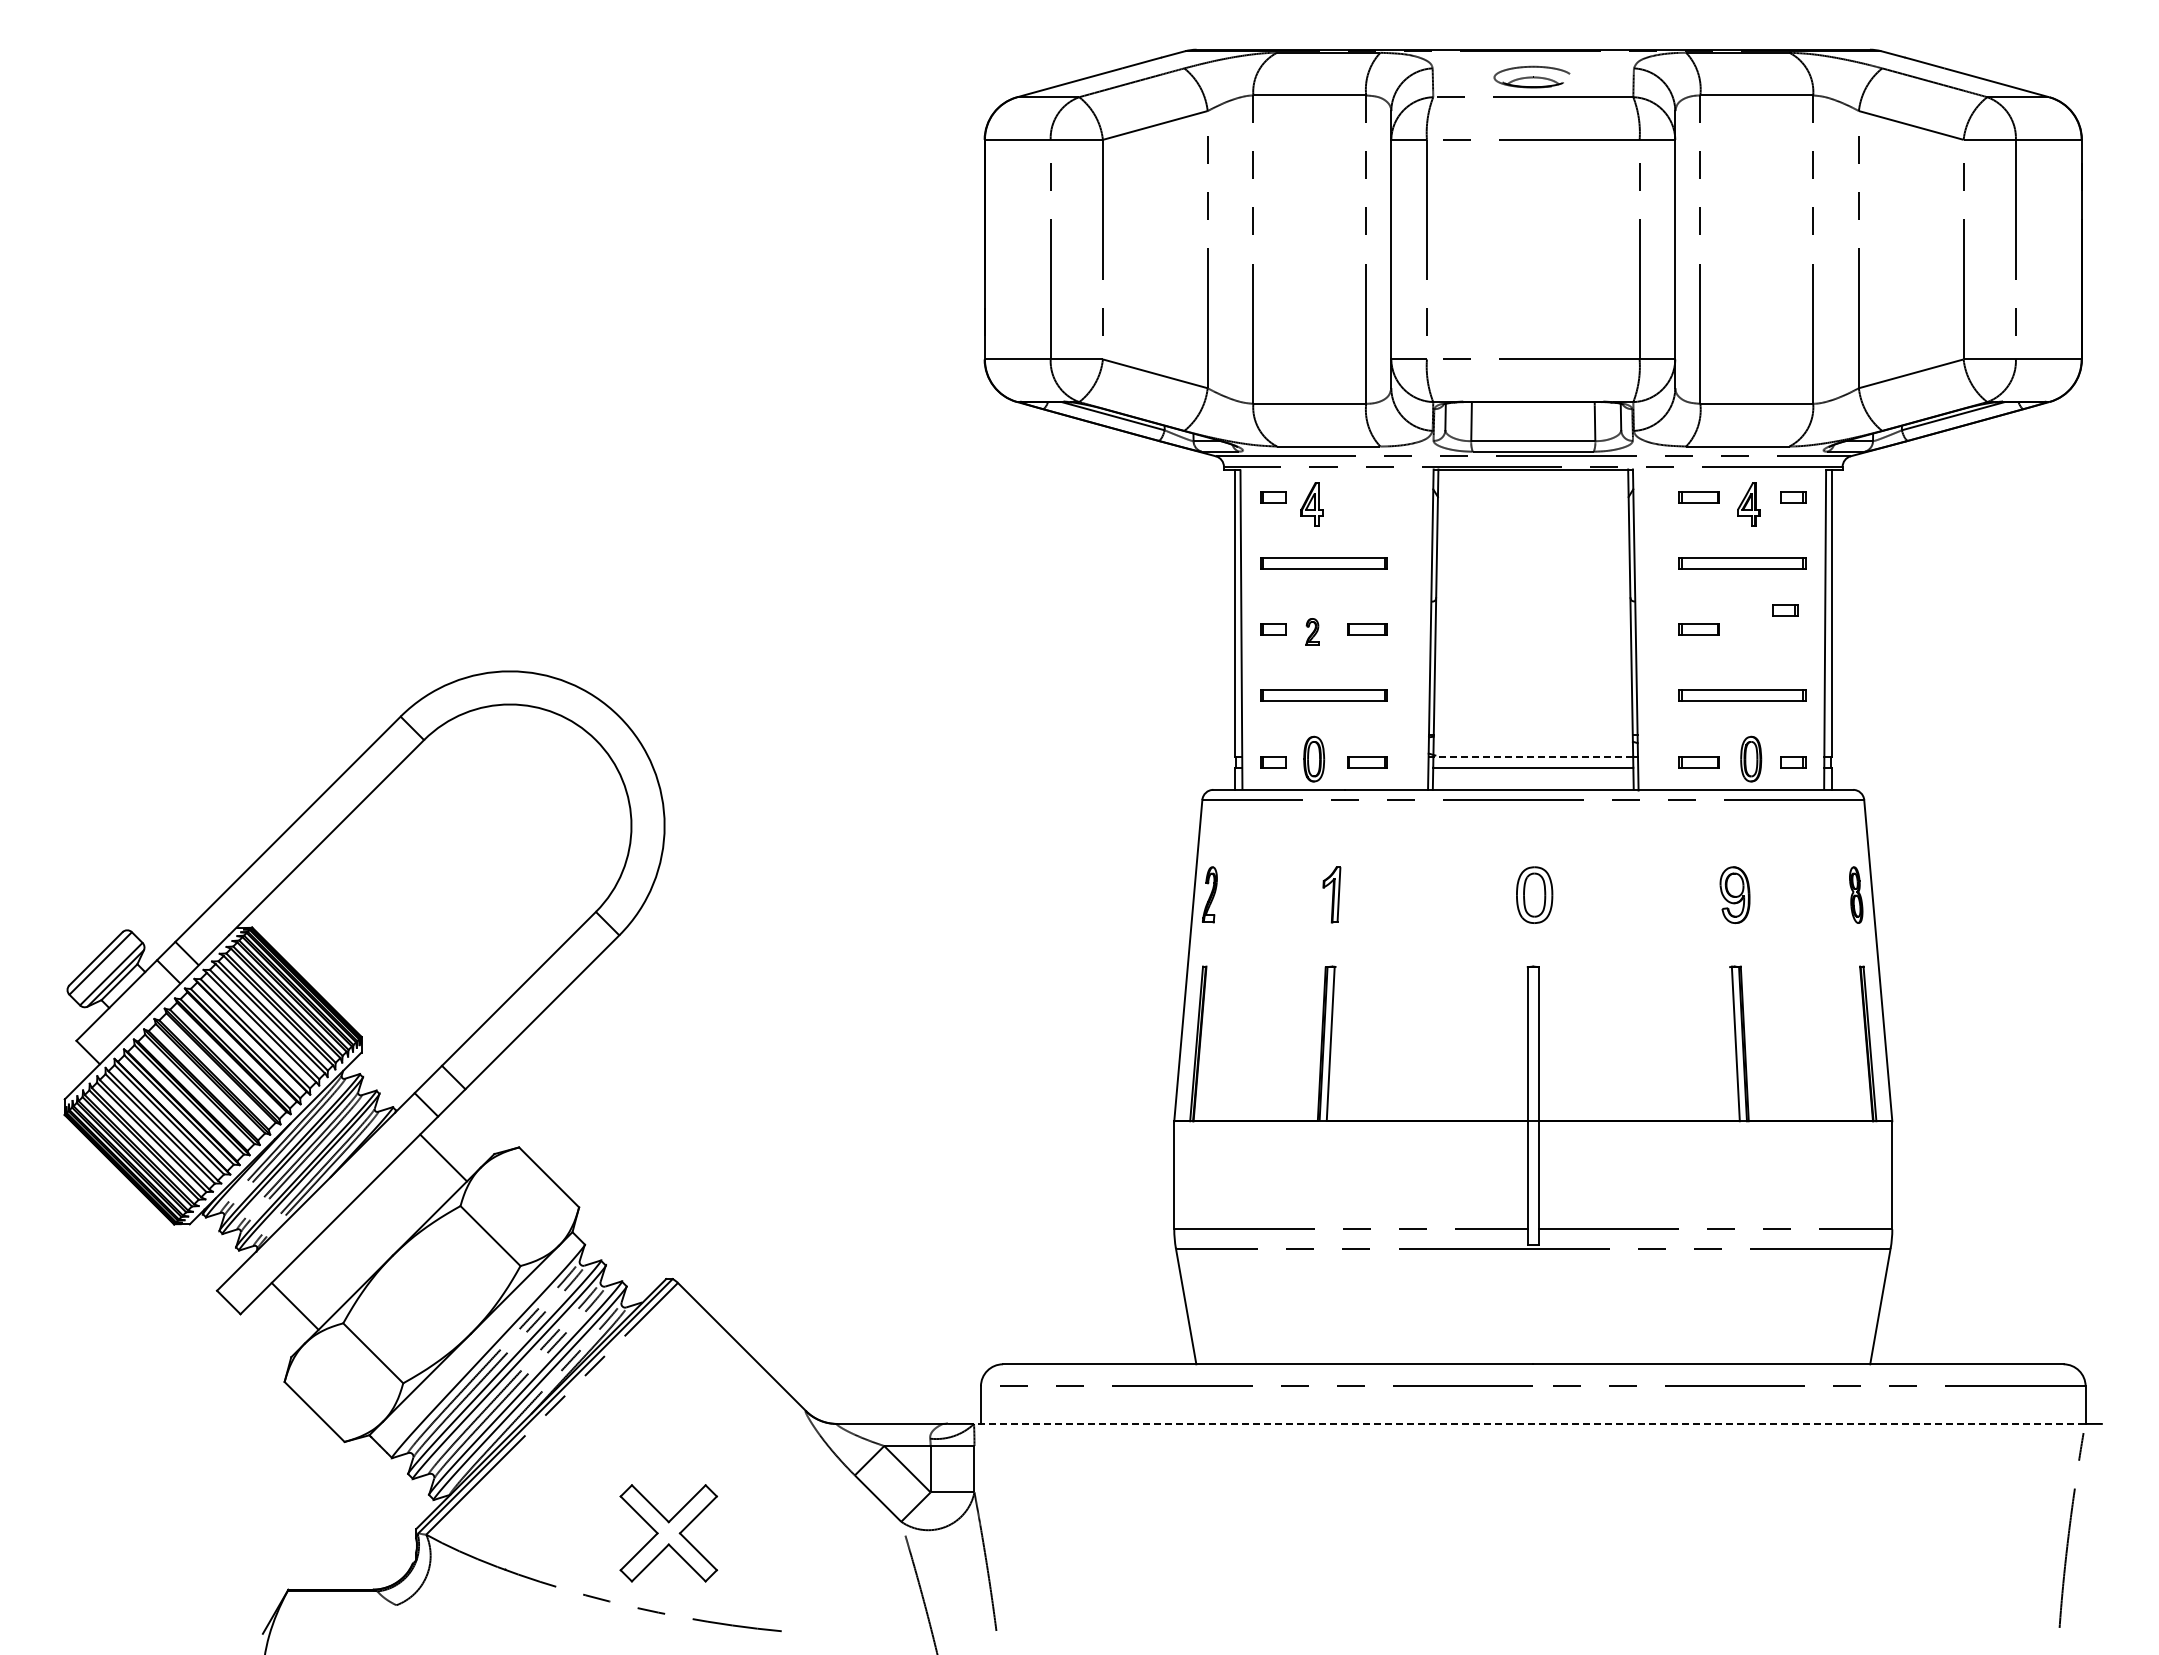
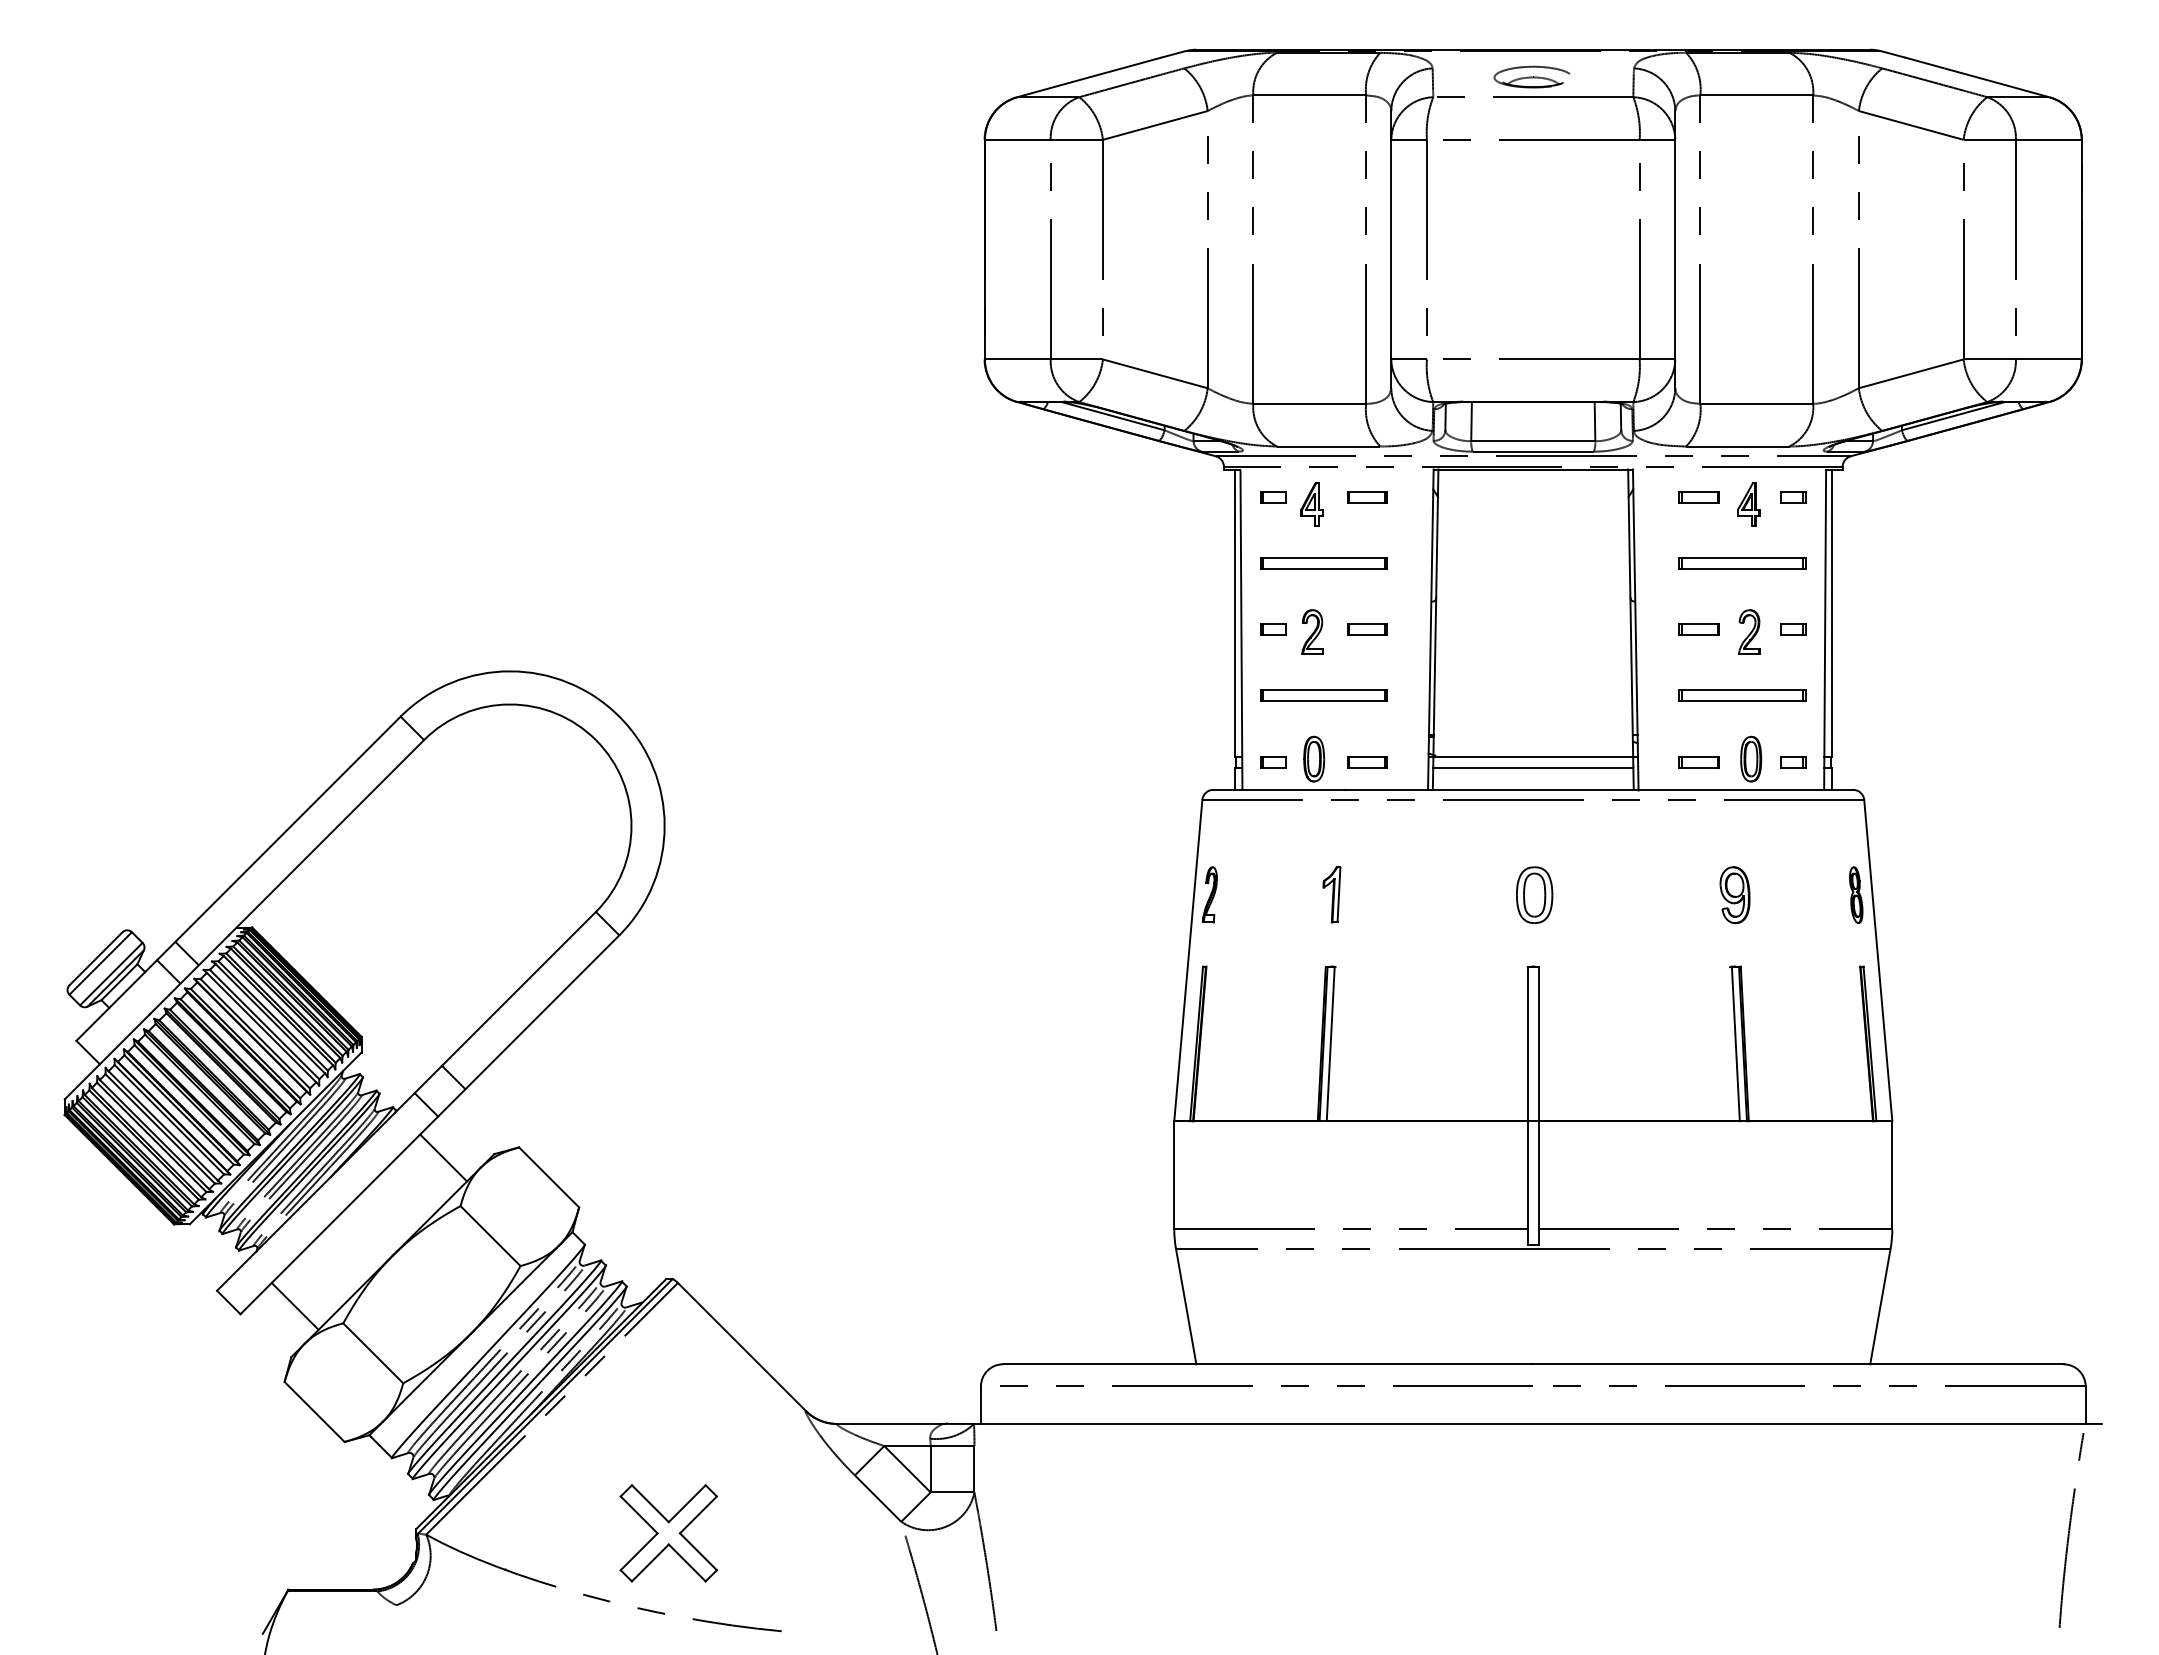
part: none -> present (1367, 497)
part position: (1785, 610) -> (1793, 629) (1793, 629)
part size: 15x28 px -> 23x46 px (1312, 631)
part: none -> present (1749, 631)
line: dashed -> solid (1533, 756)
line: dashed -> solid (1529, 1423)
